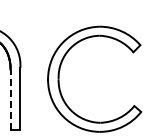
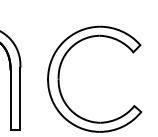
line: dashed -> solid (10, 99)
